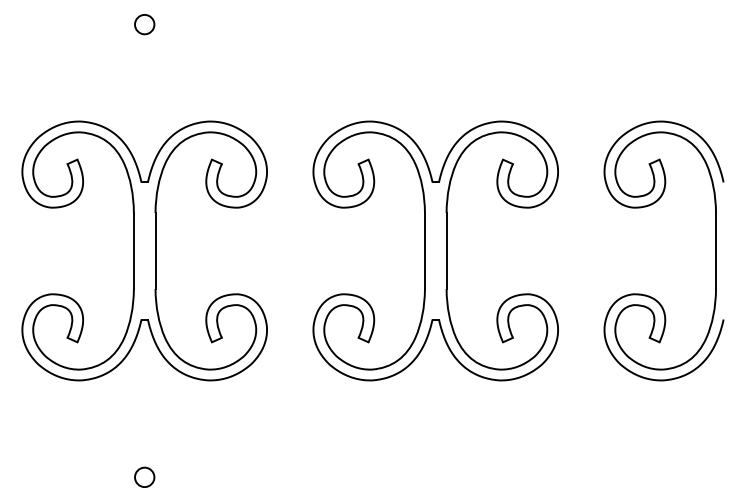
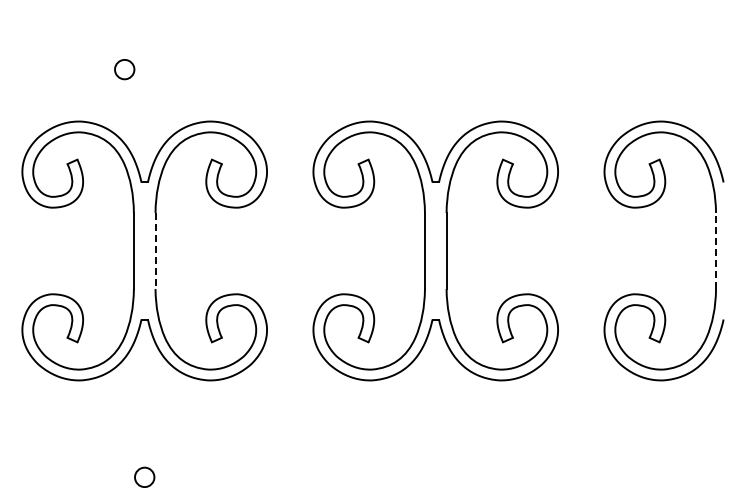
circle position: (144, 24) -> (124, 69) (124, 69)
line: solid -> dashed (716, 250)
line: solid -> dashed (155, 251)
